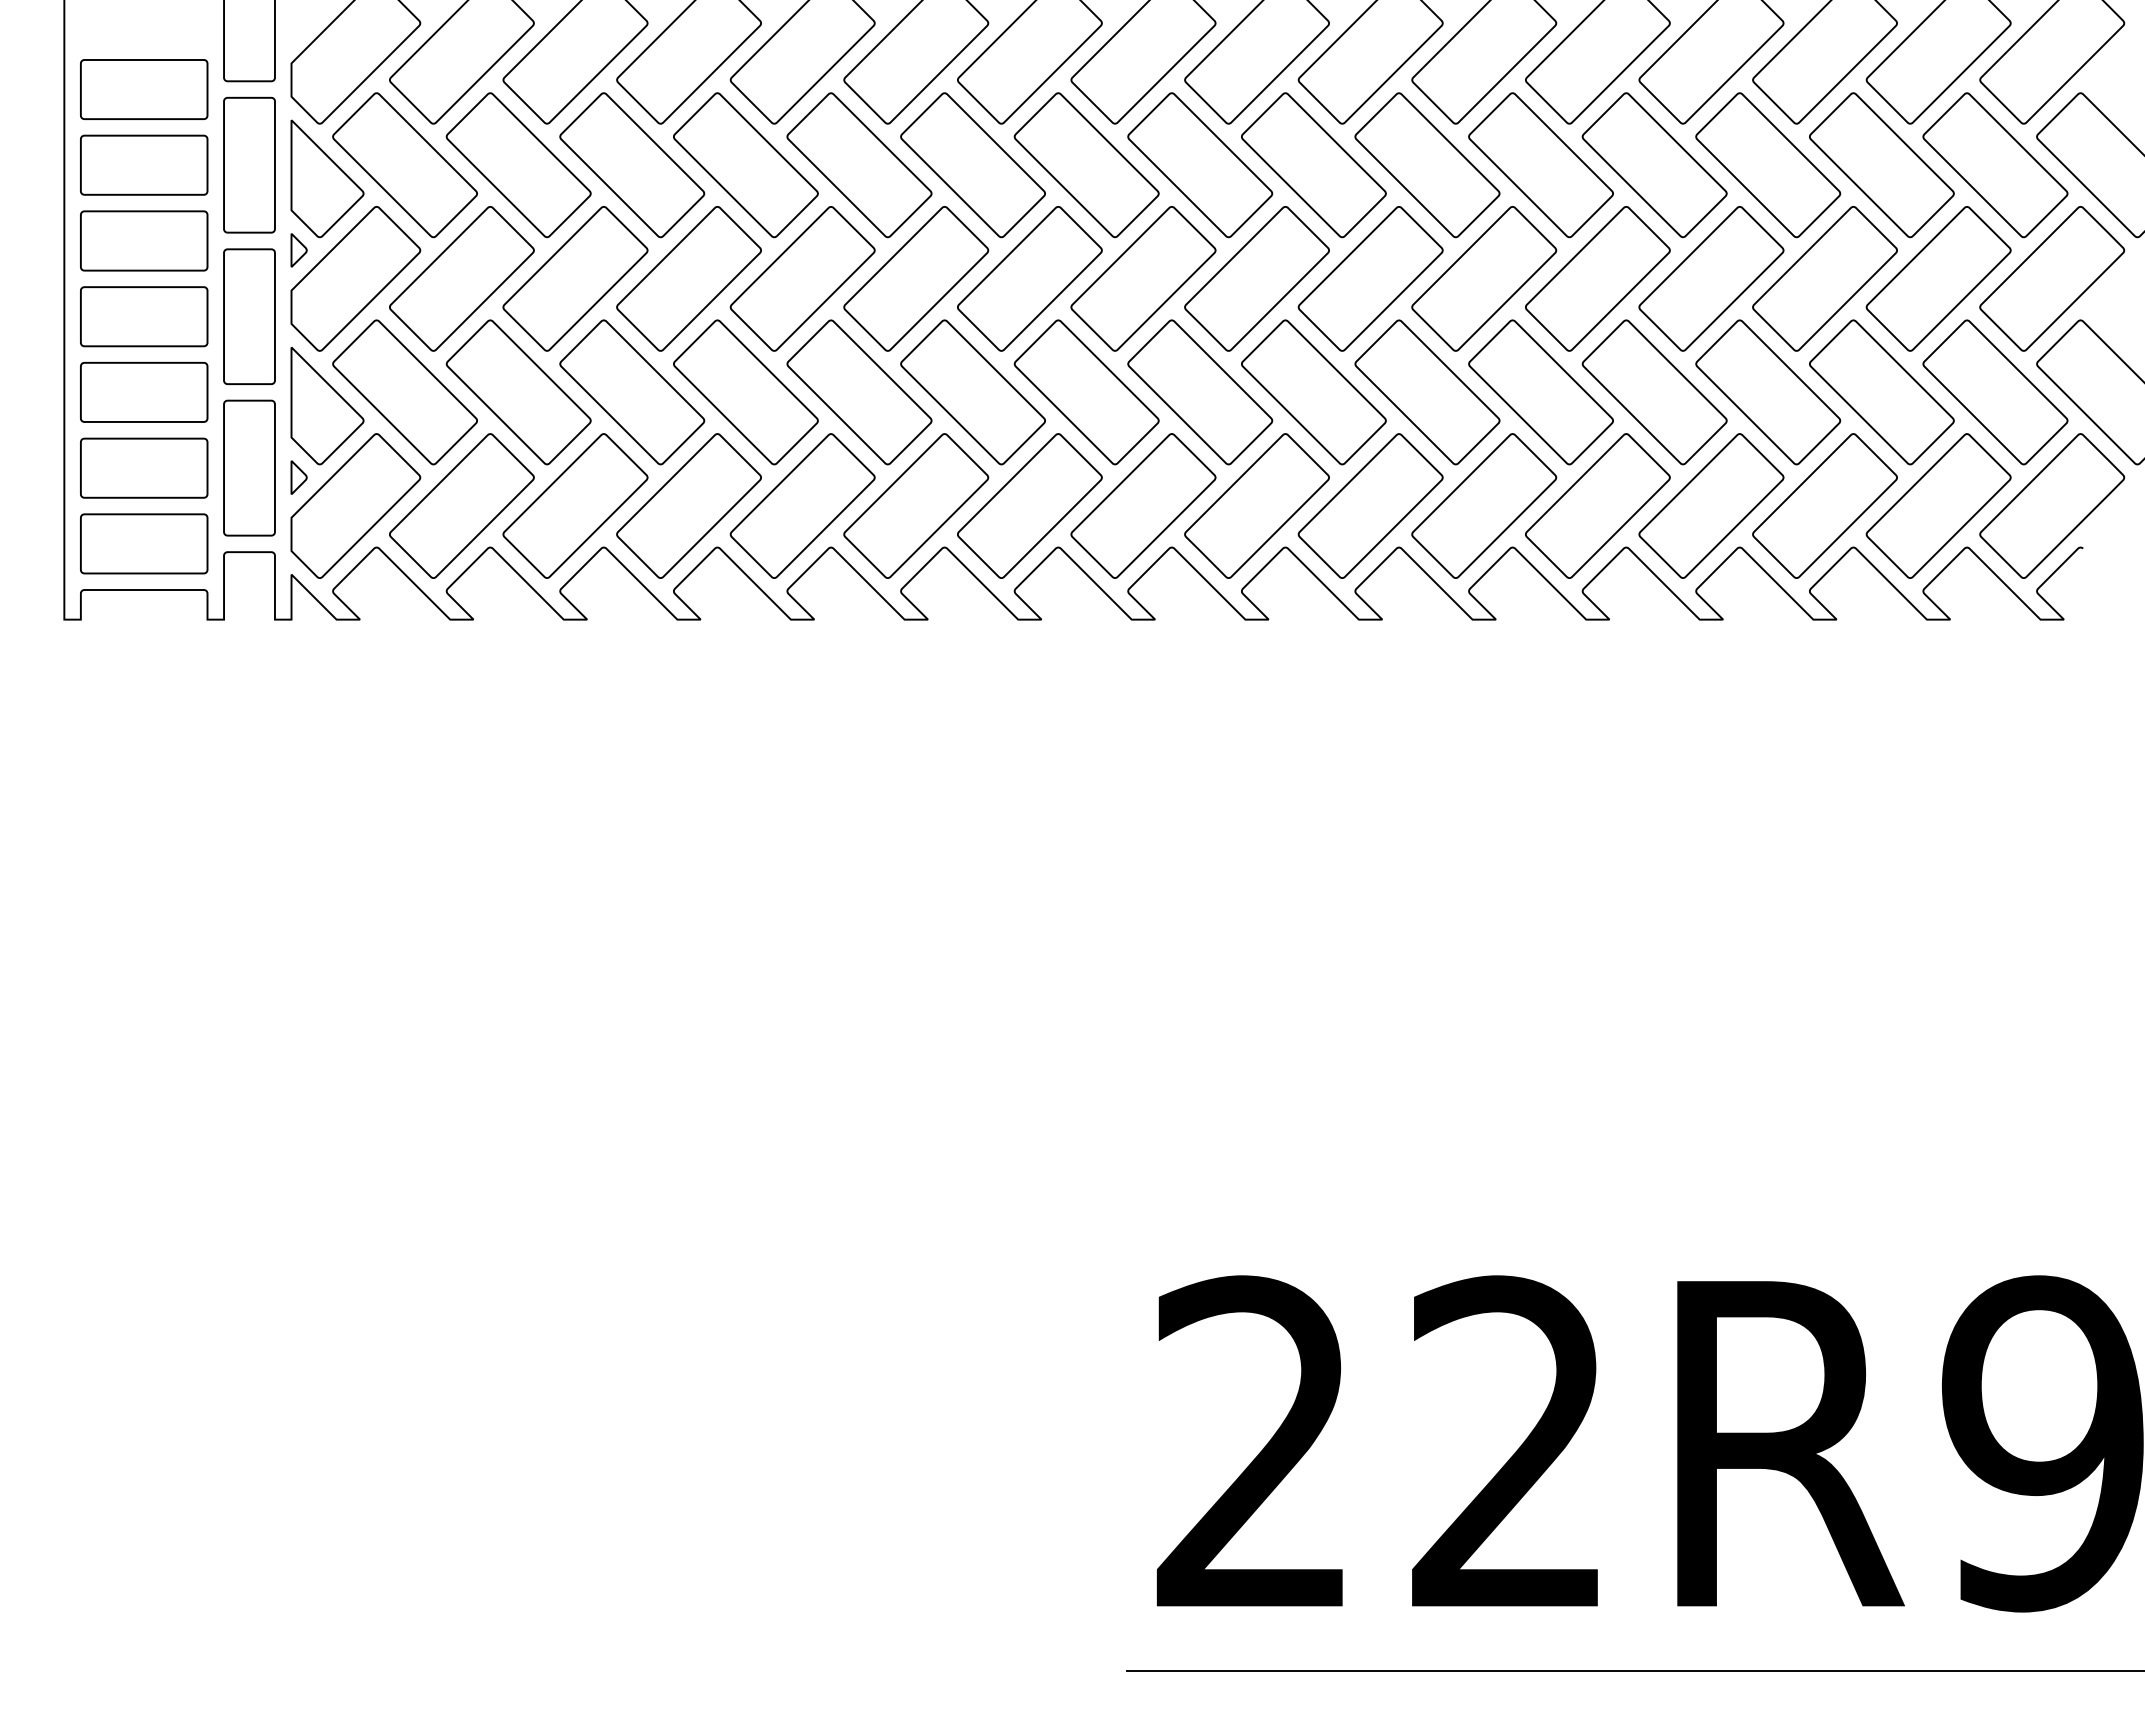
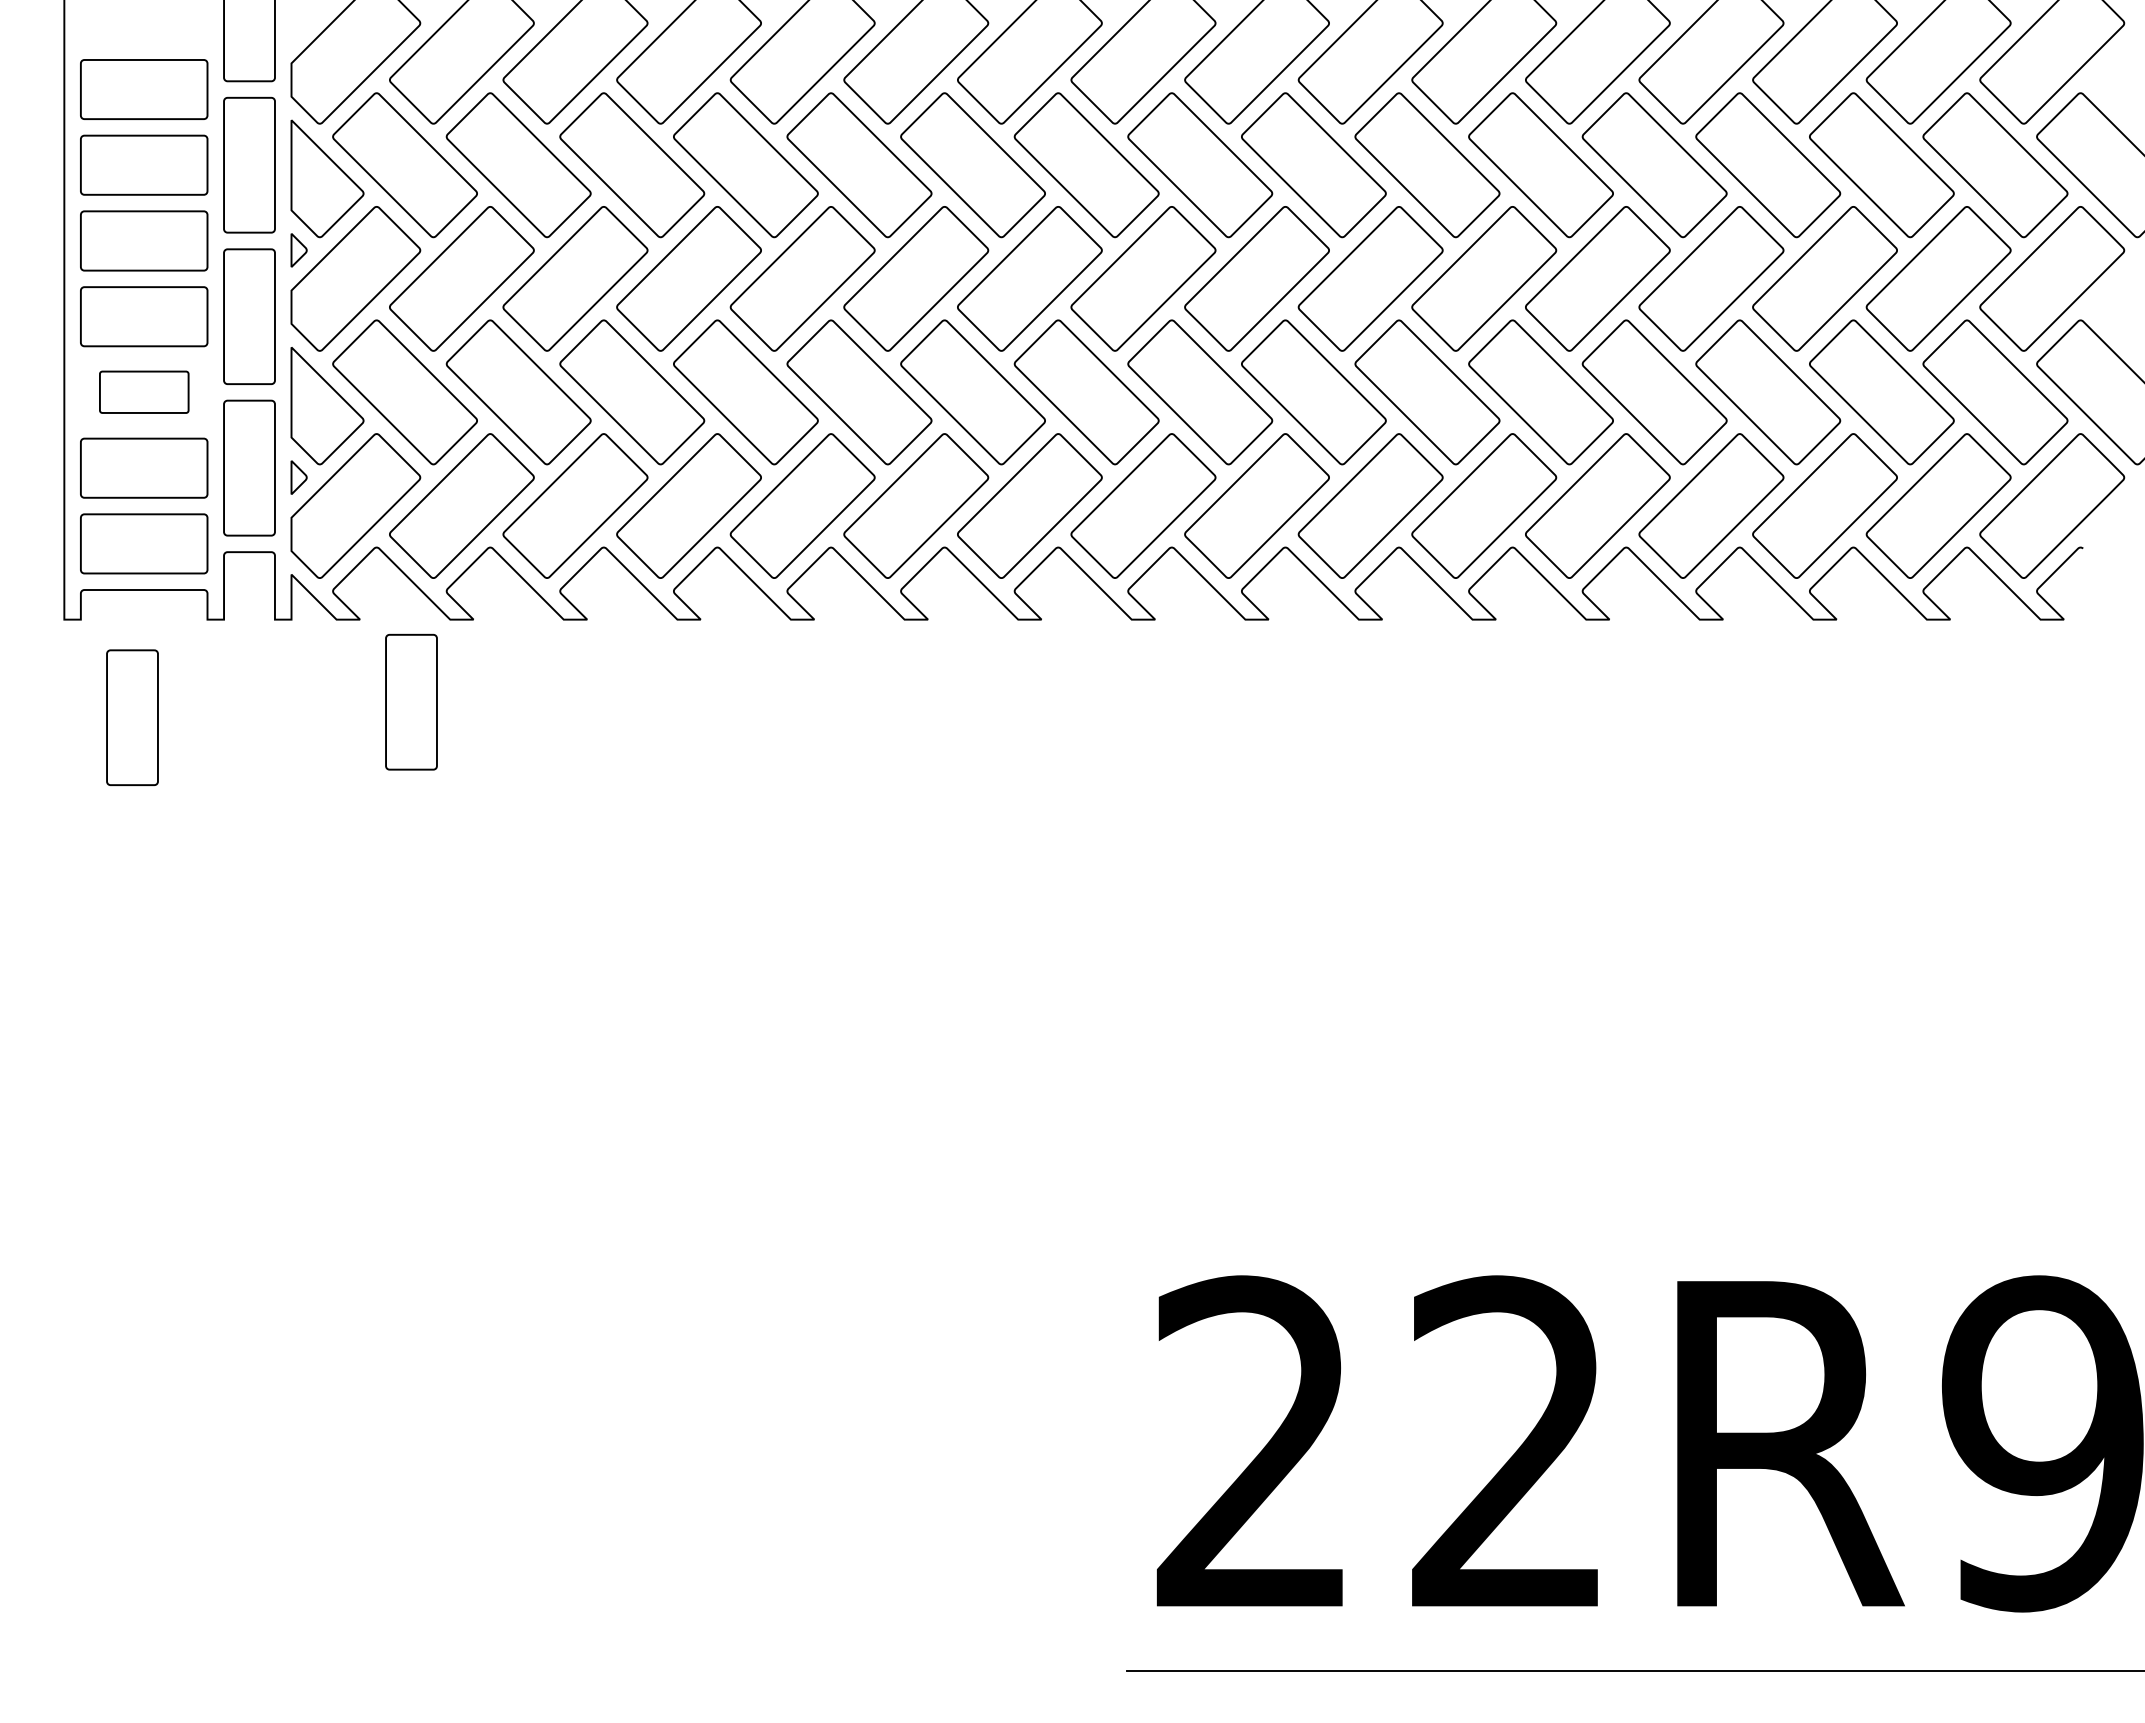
part size: 129x62 px -> 91x44 px (144, 391)
part: none -> present (411, 701)
part: none -> present (132, 717)
